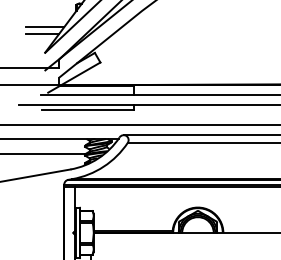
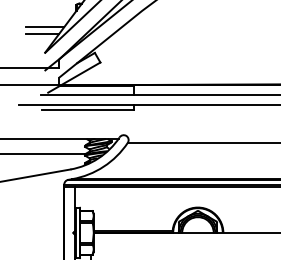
line: present -> none (139, 124)
line: present -> none (200, 135)
